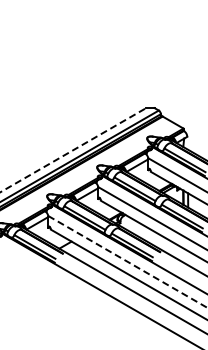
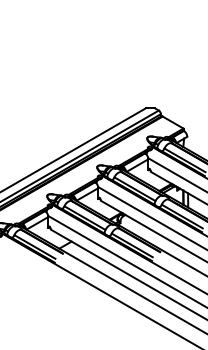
line: dashed -> solid (73, 150)
line: dashed -> solid (127, 261)
